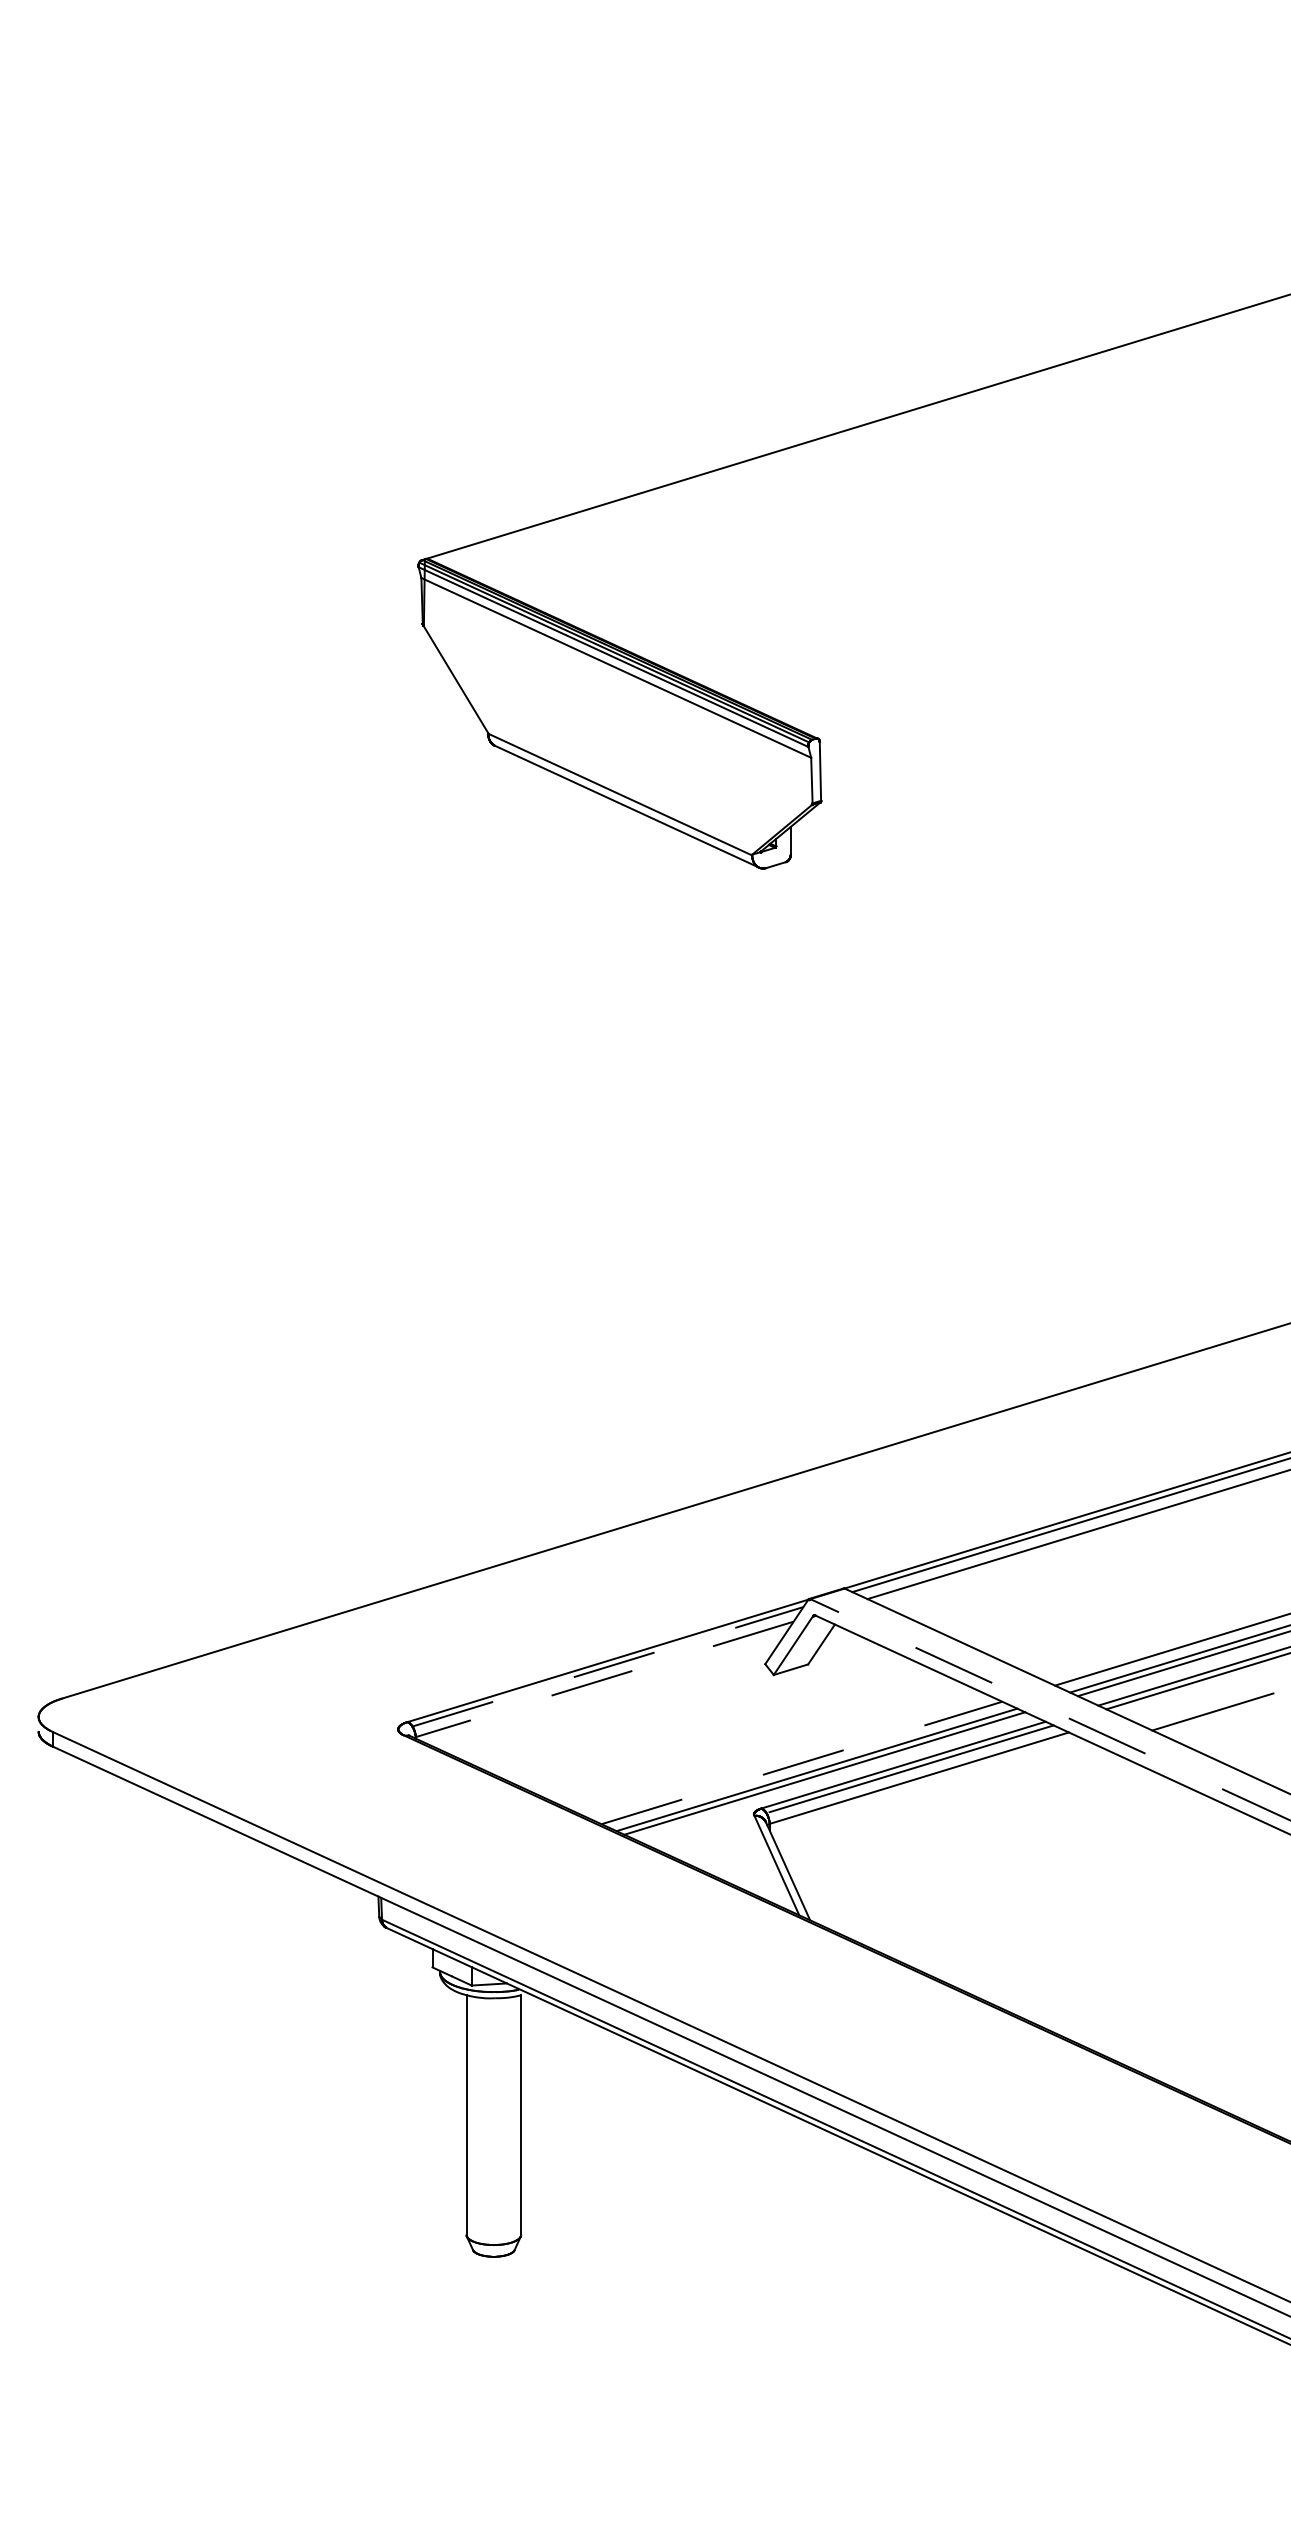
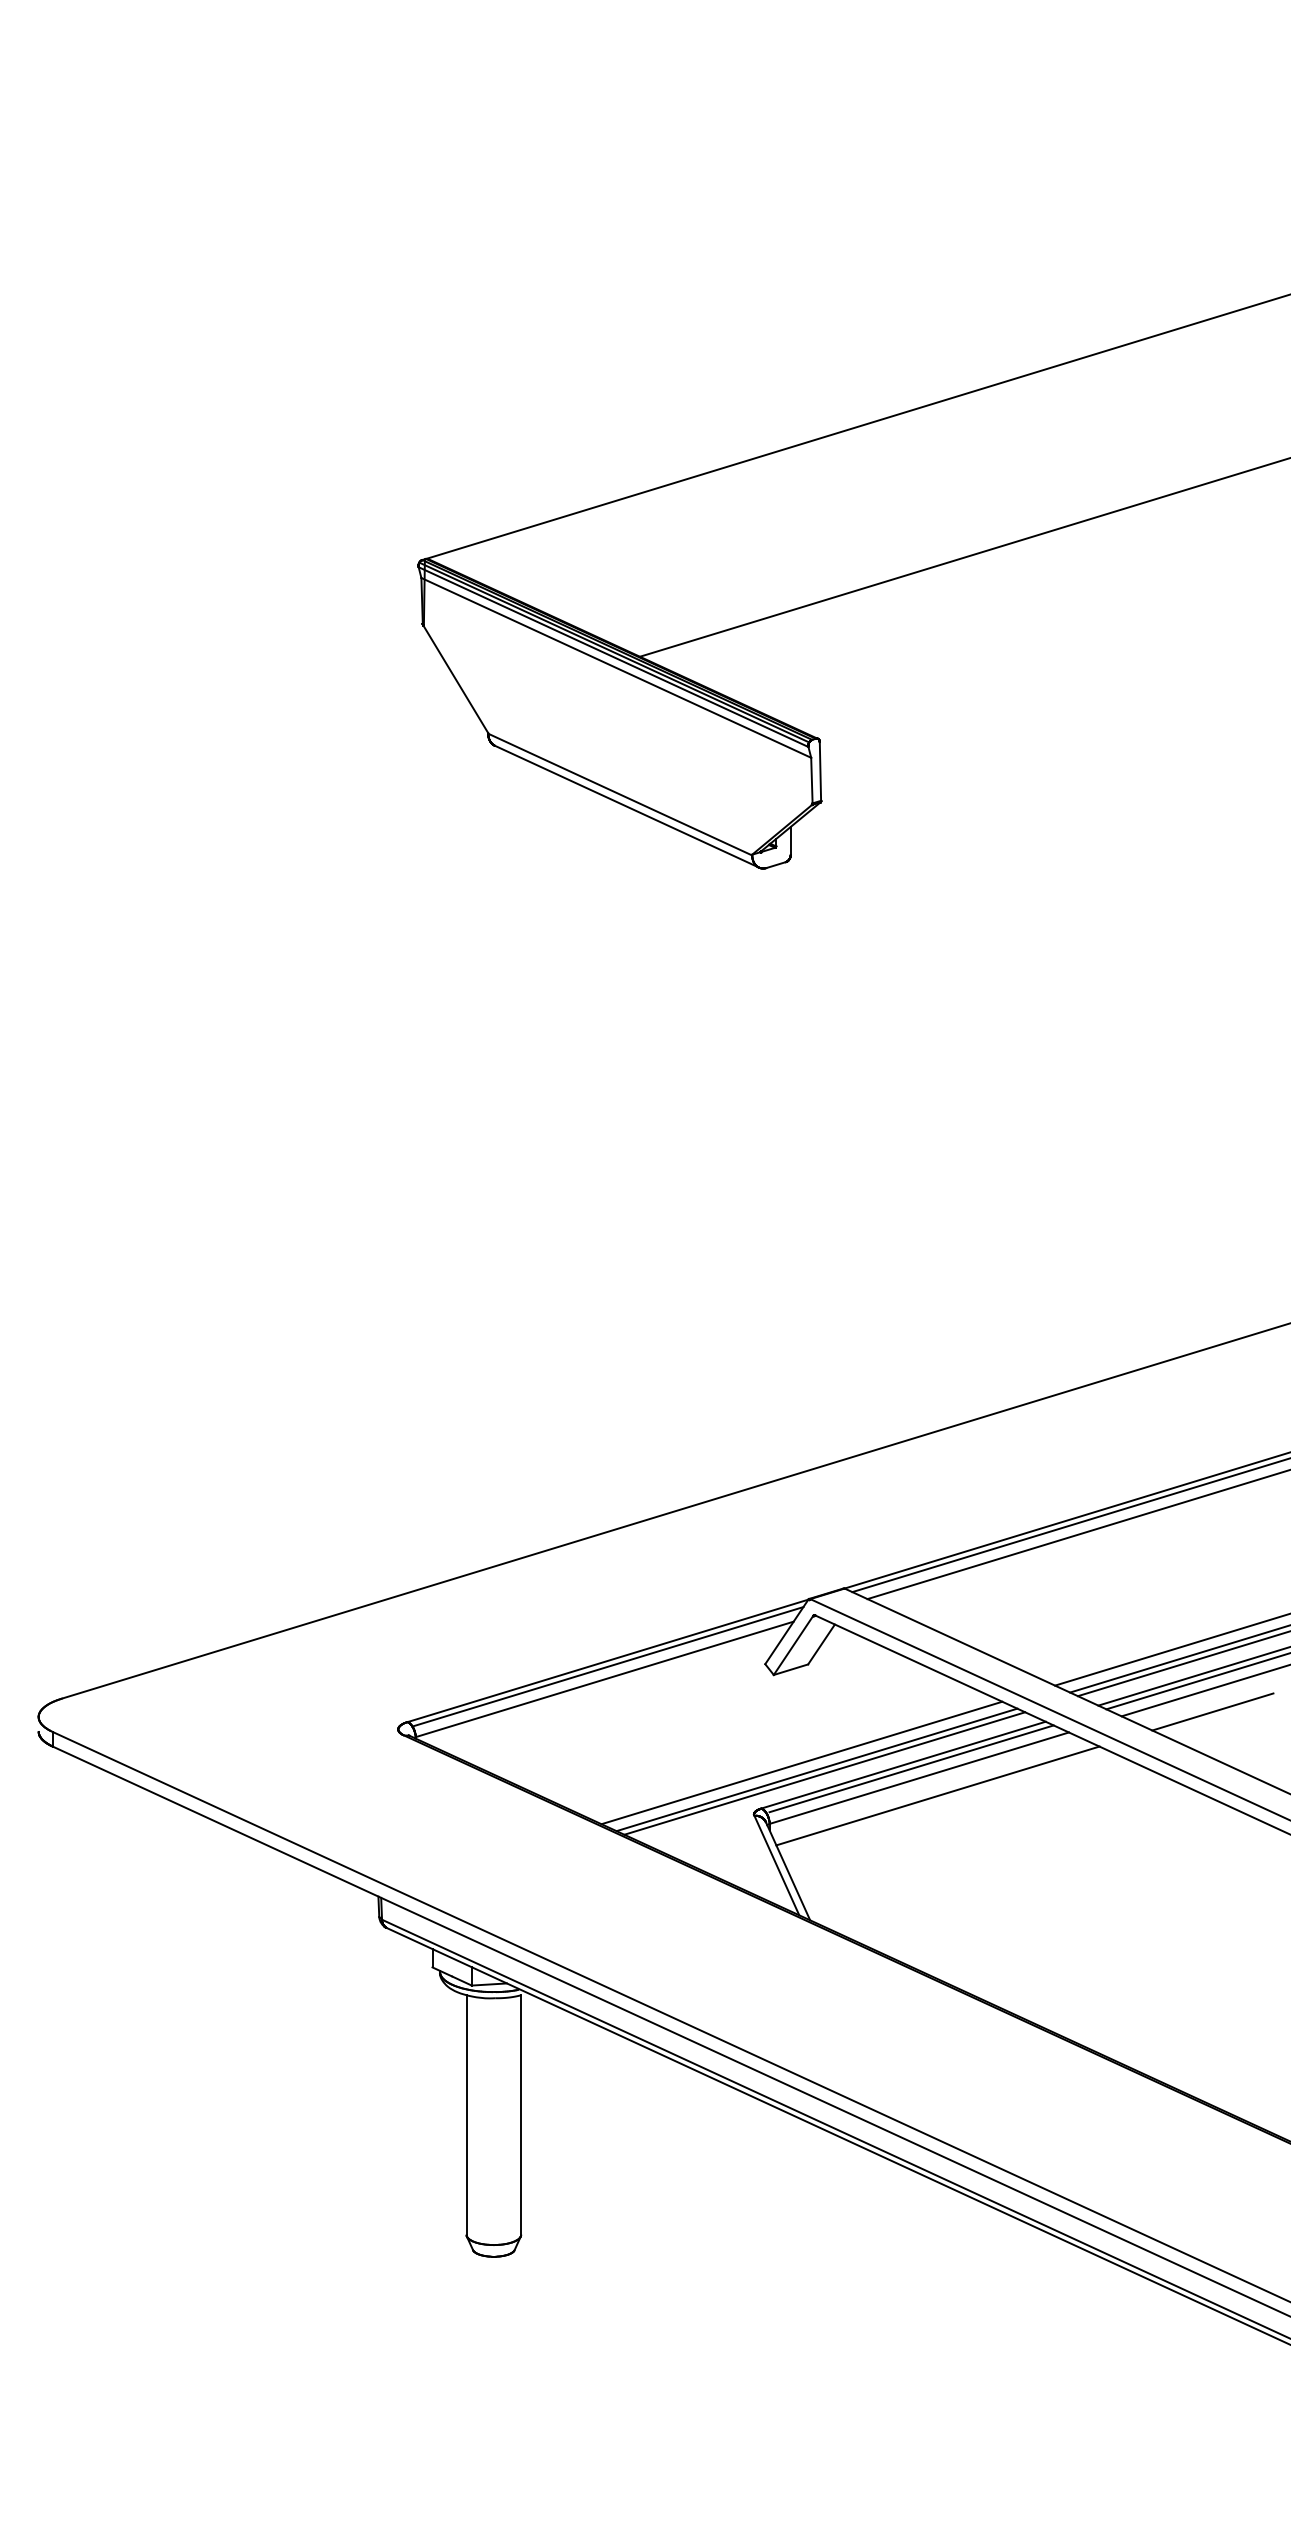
line: none -> present (963, 557)
line: dashed -> solid (608, 1666)
line: dashed -> solid (604, 1679)
line: none -> present (1204, 1690)
line: dashed -> solid (1050, 1709)
line: dashed -> solid (801, 1762)
line: none -> present (937, 1795)
